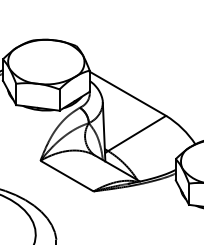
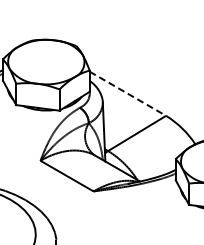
line: solid -> dashed (128, 94)
